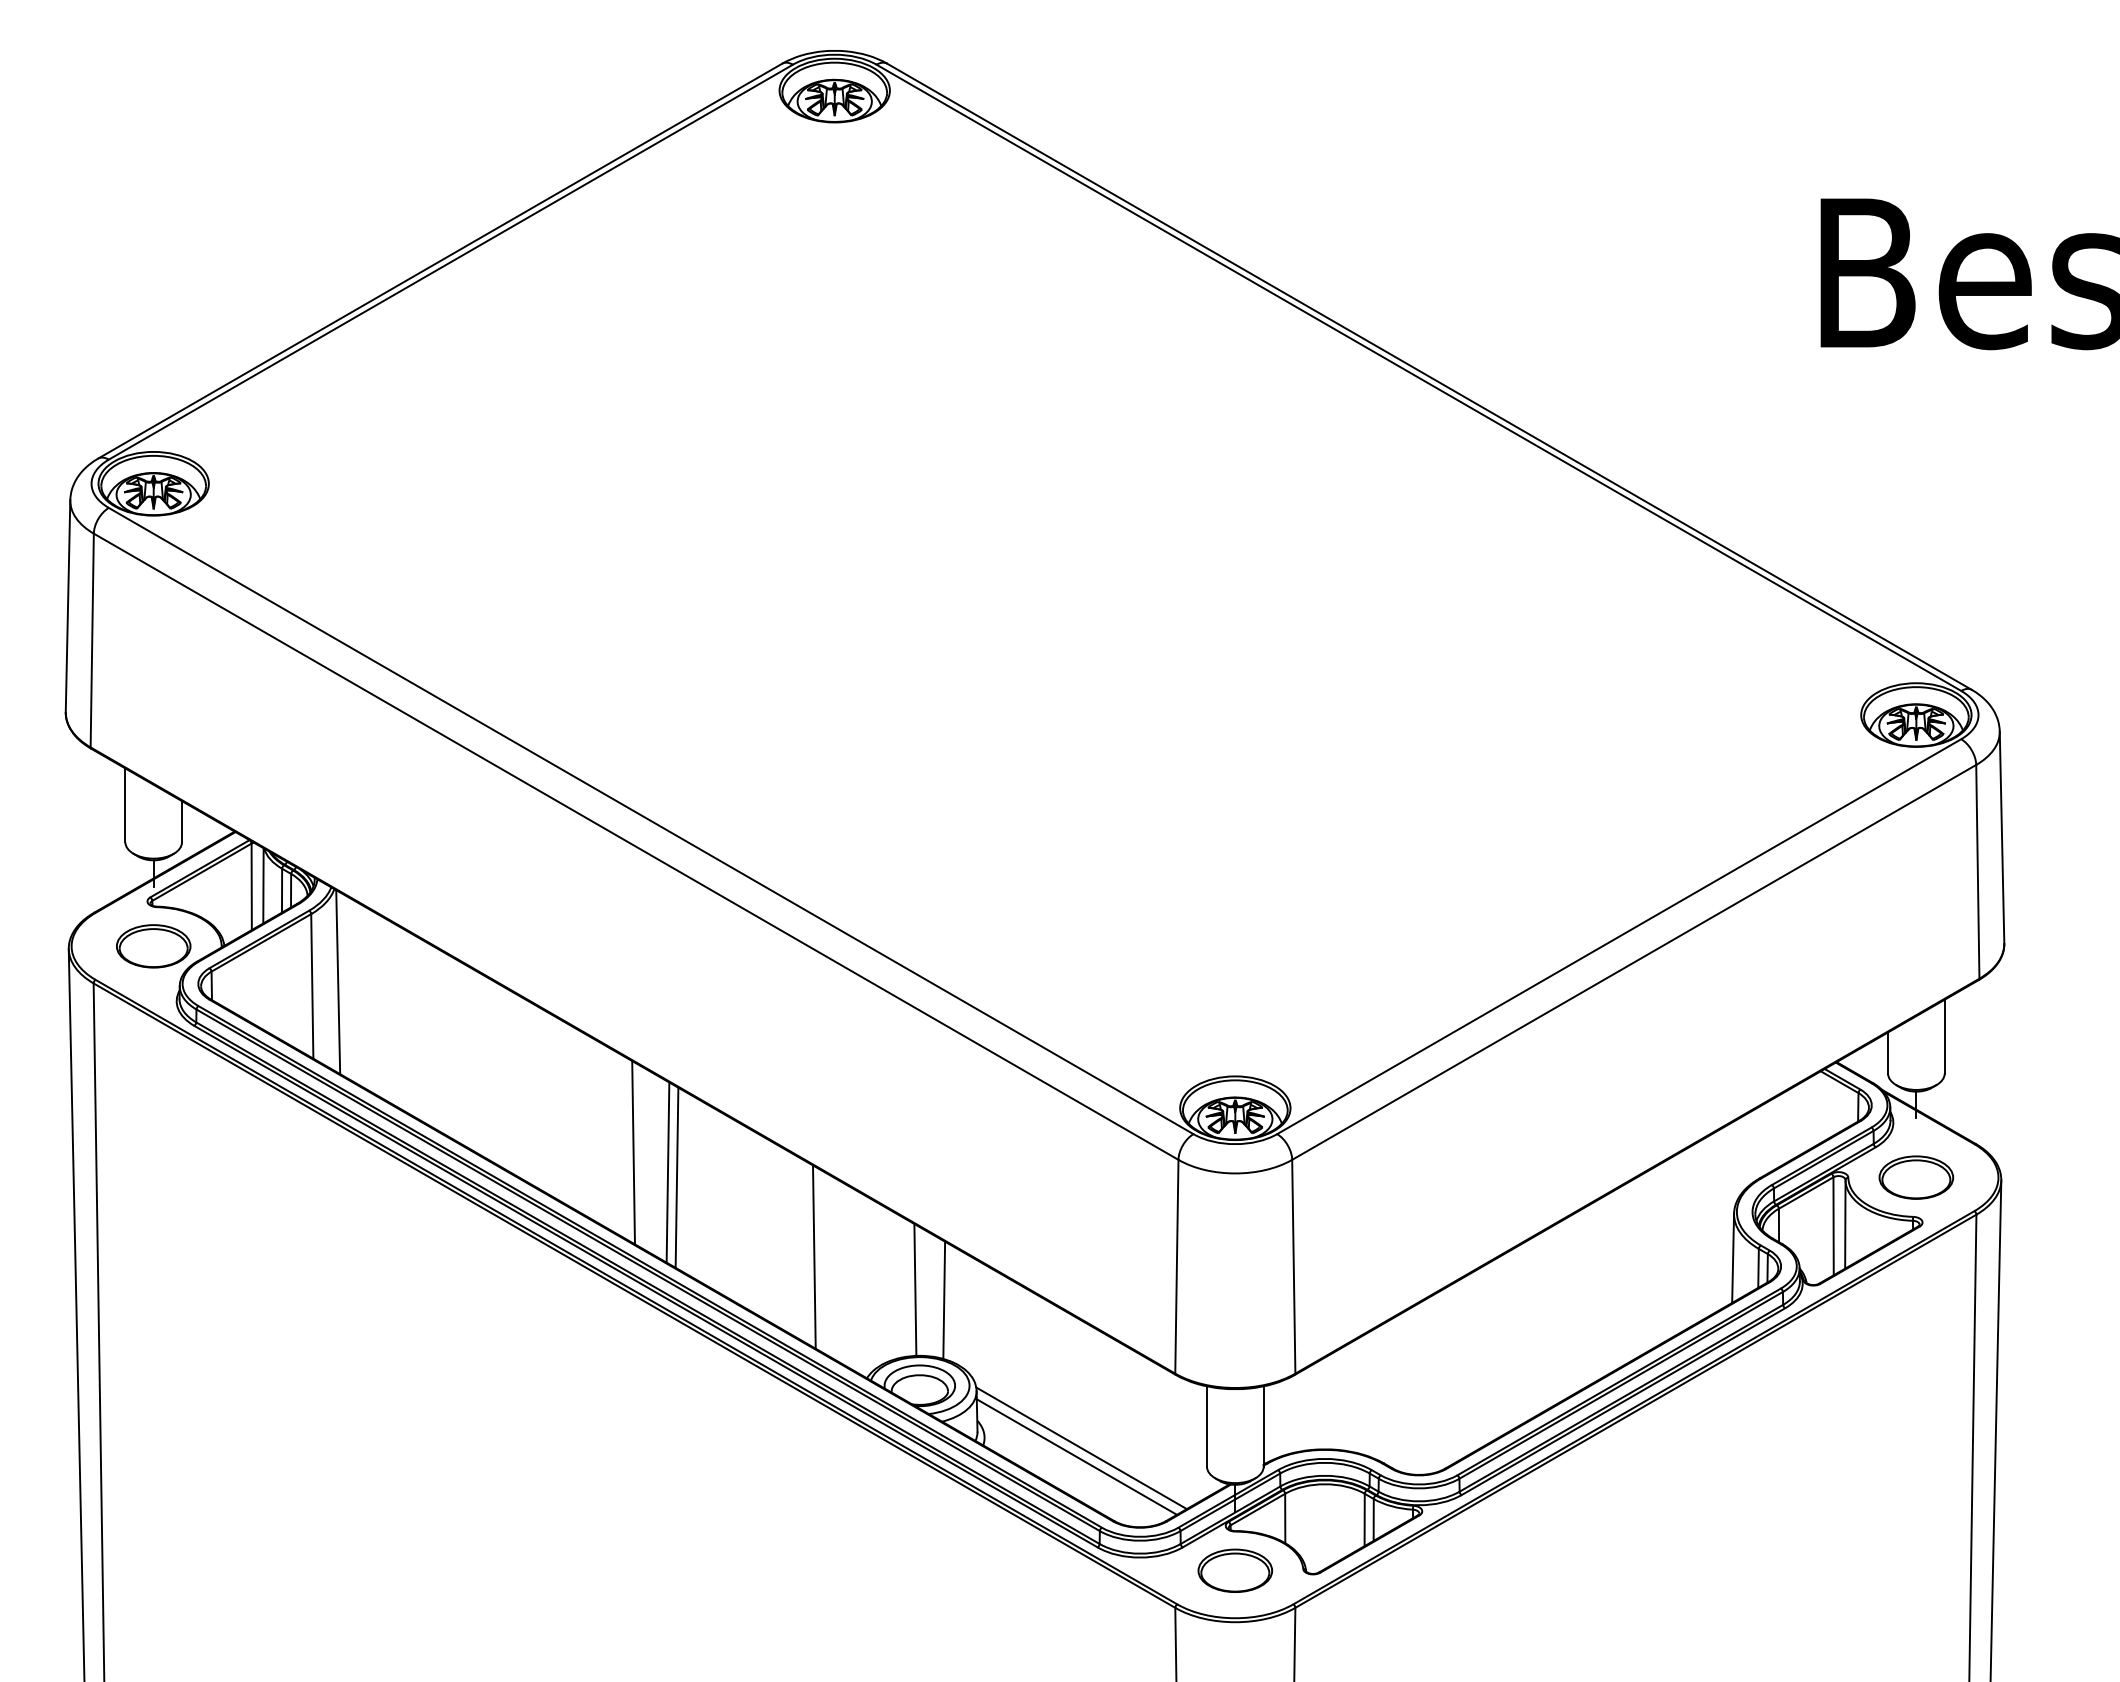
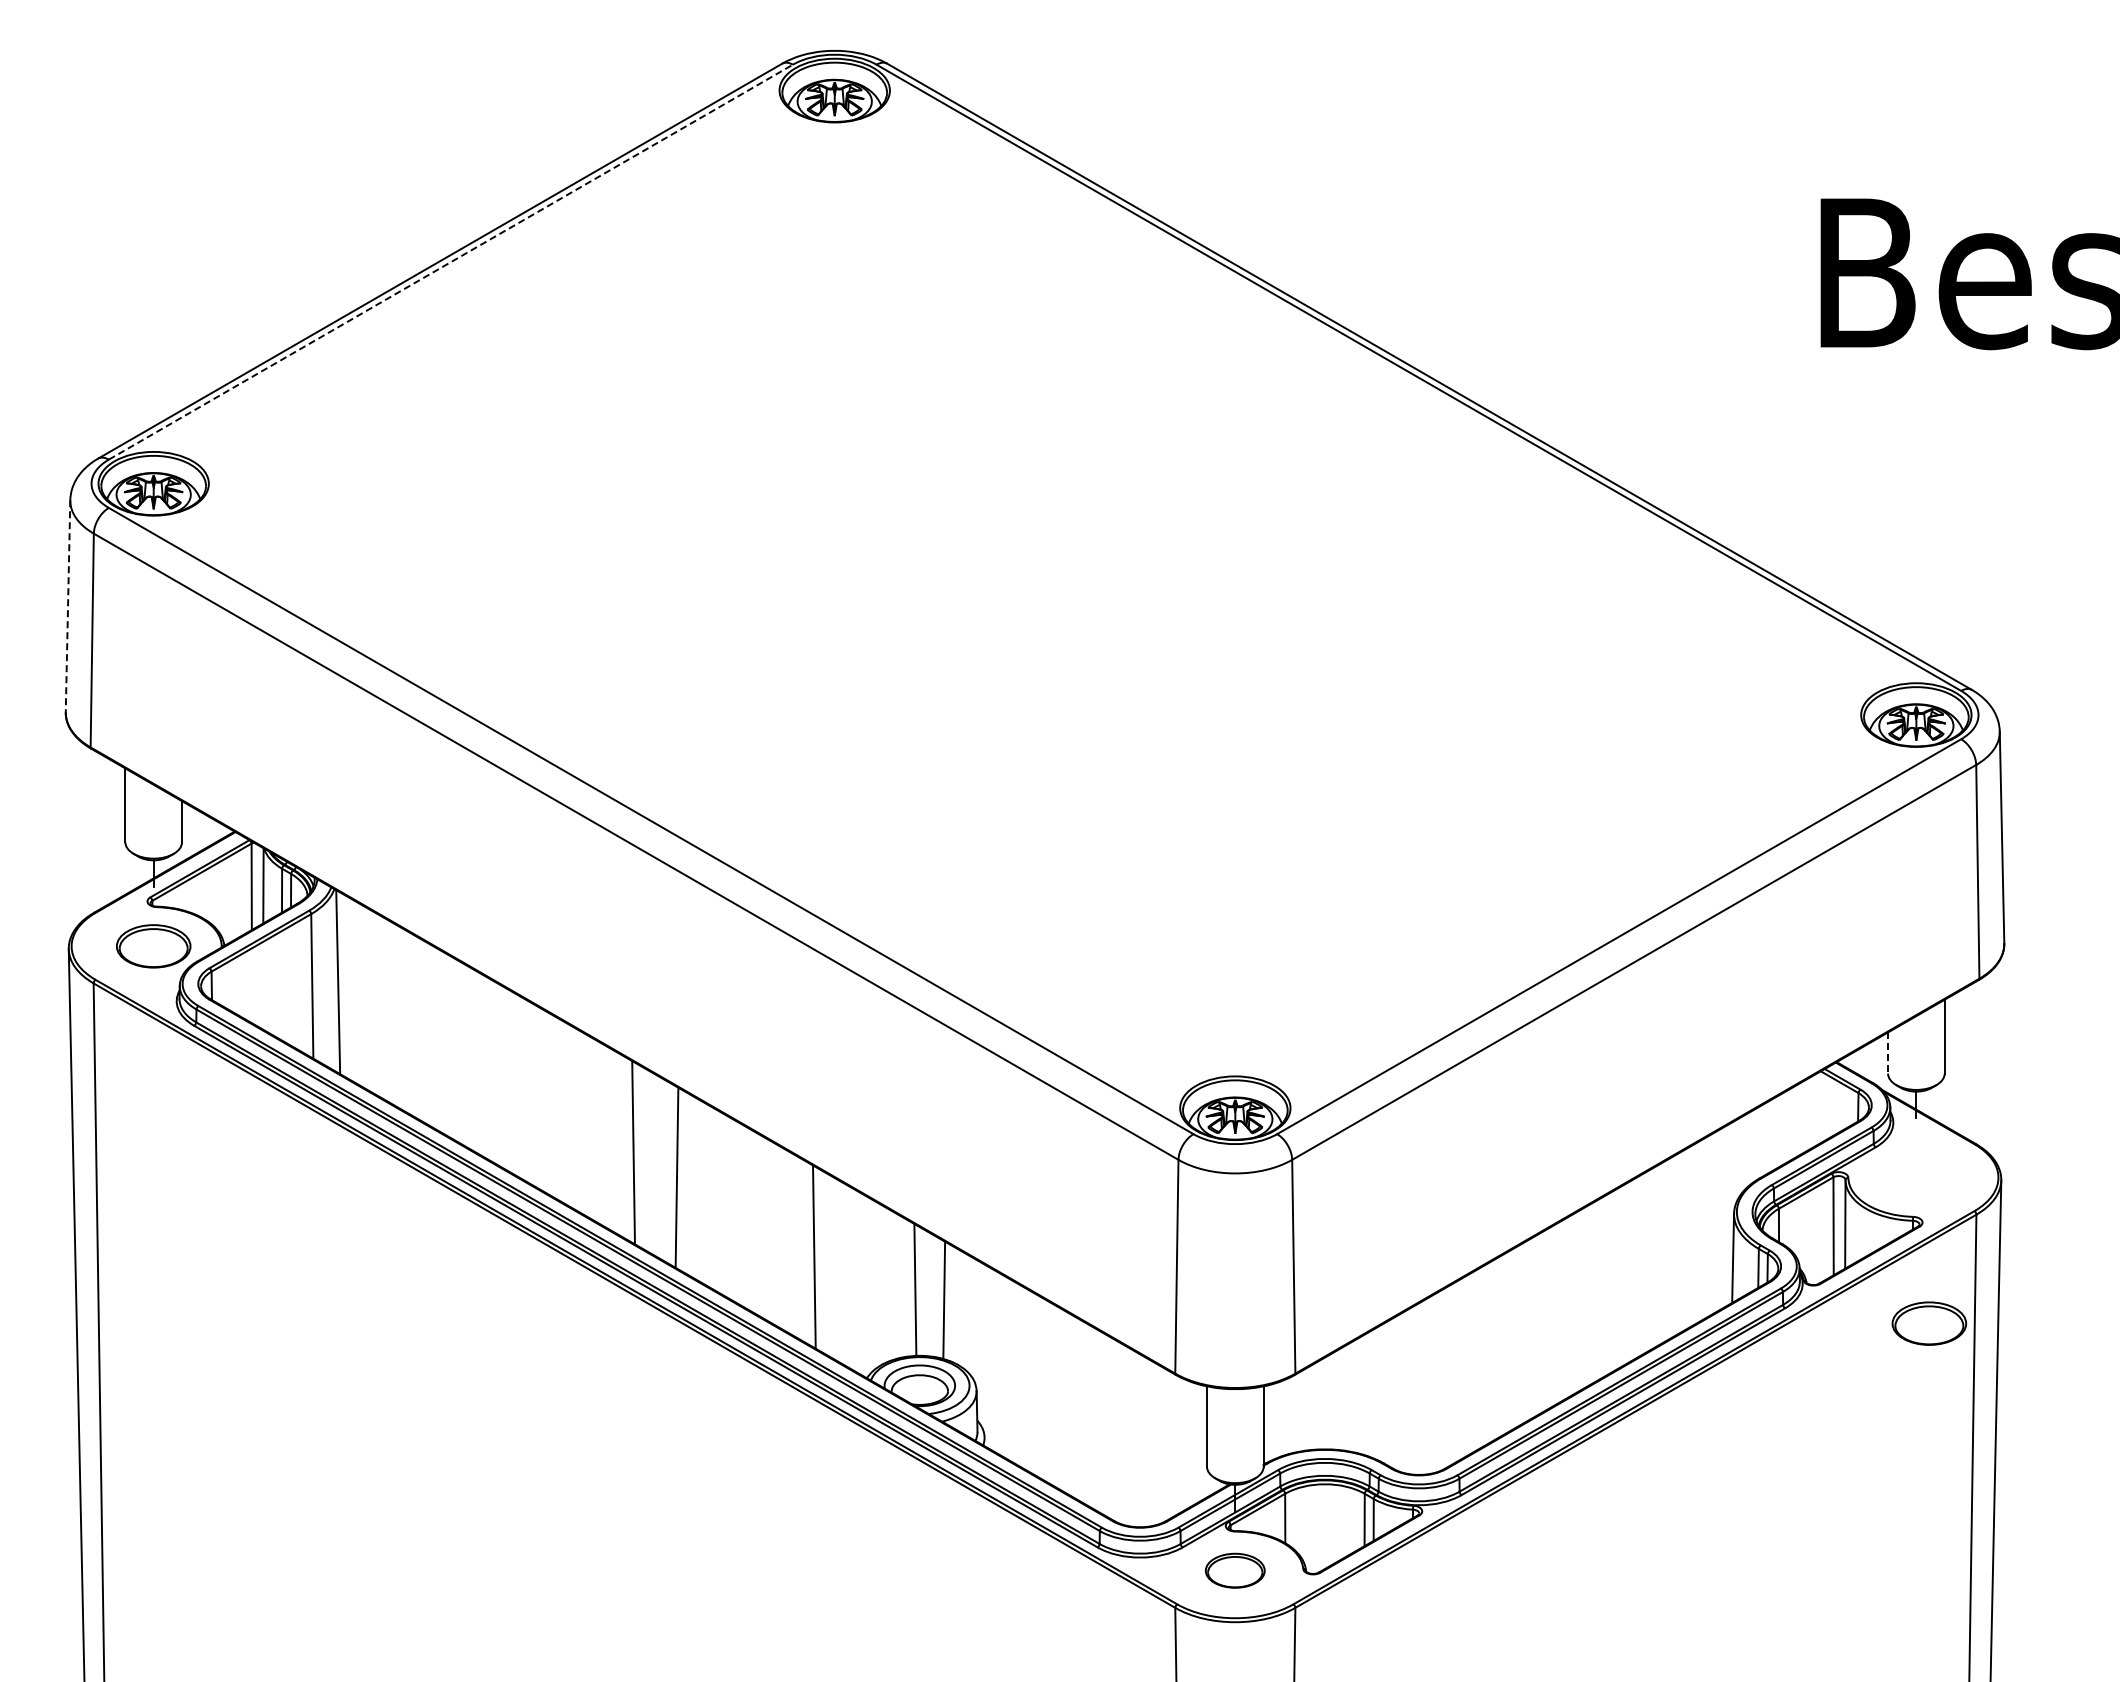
line: solid -> dashed (450, 262)
line: solid -> dashed (68, 606)
line: solid -> dashed (1888, 1053)
line: present -> none (667, 1172)
part position: (1916, 1177) -> (1929, 1323) (1929, 1323)
line: present -> none (1081, 1448)
line: present -> none (1076, 1456)
part size: 76x45 px -> 62x37 px (1234, 1570)
